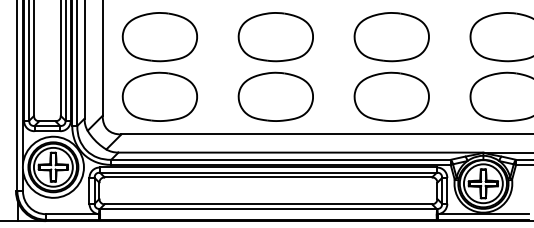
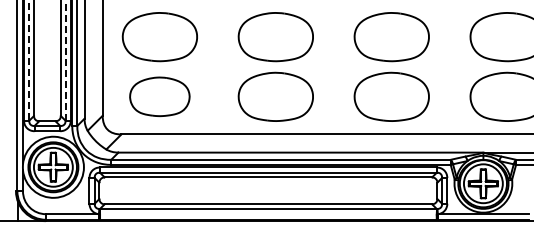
line: solid -> dashed (29, 60)
line: solid -> dashed (65, 60)
part size: 77x51 px -> 62x42 px (159, 96)
